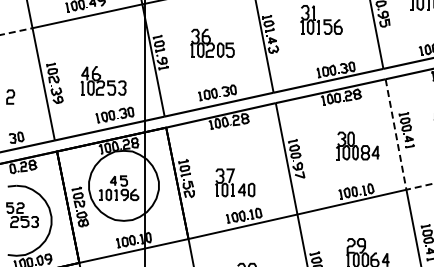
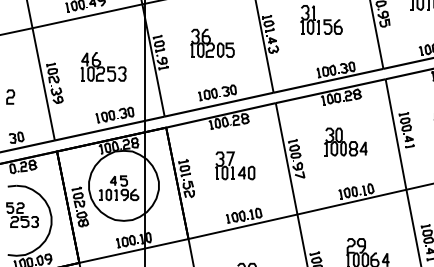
line: dashed -> solid (16, 31)
part position: (103, 80) -> (103, 66) (103, 66)
part position: (357, 145) -> (345, 141) (345, 141)
line: dashed -> solid (398, 148)
part position: (235, 182) -> (235, 165) (235, 165)
